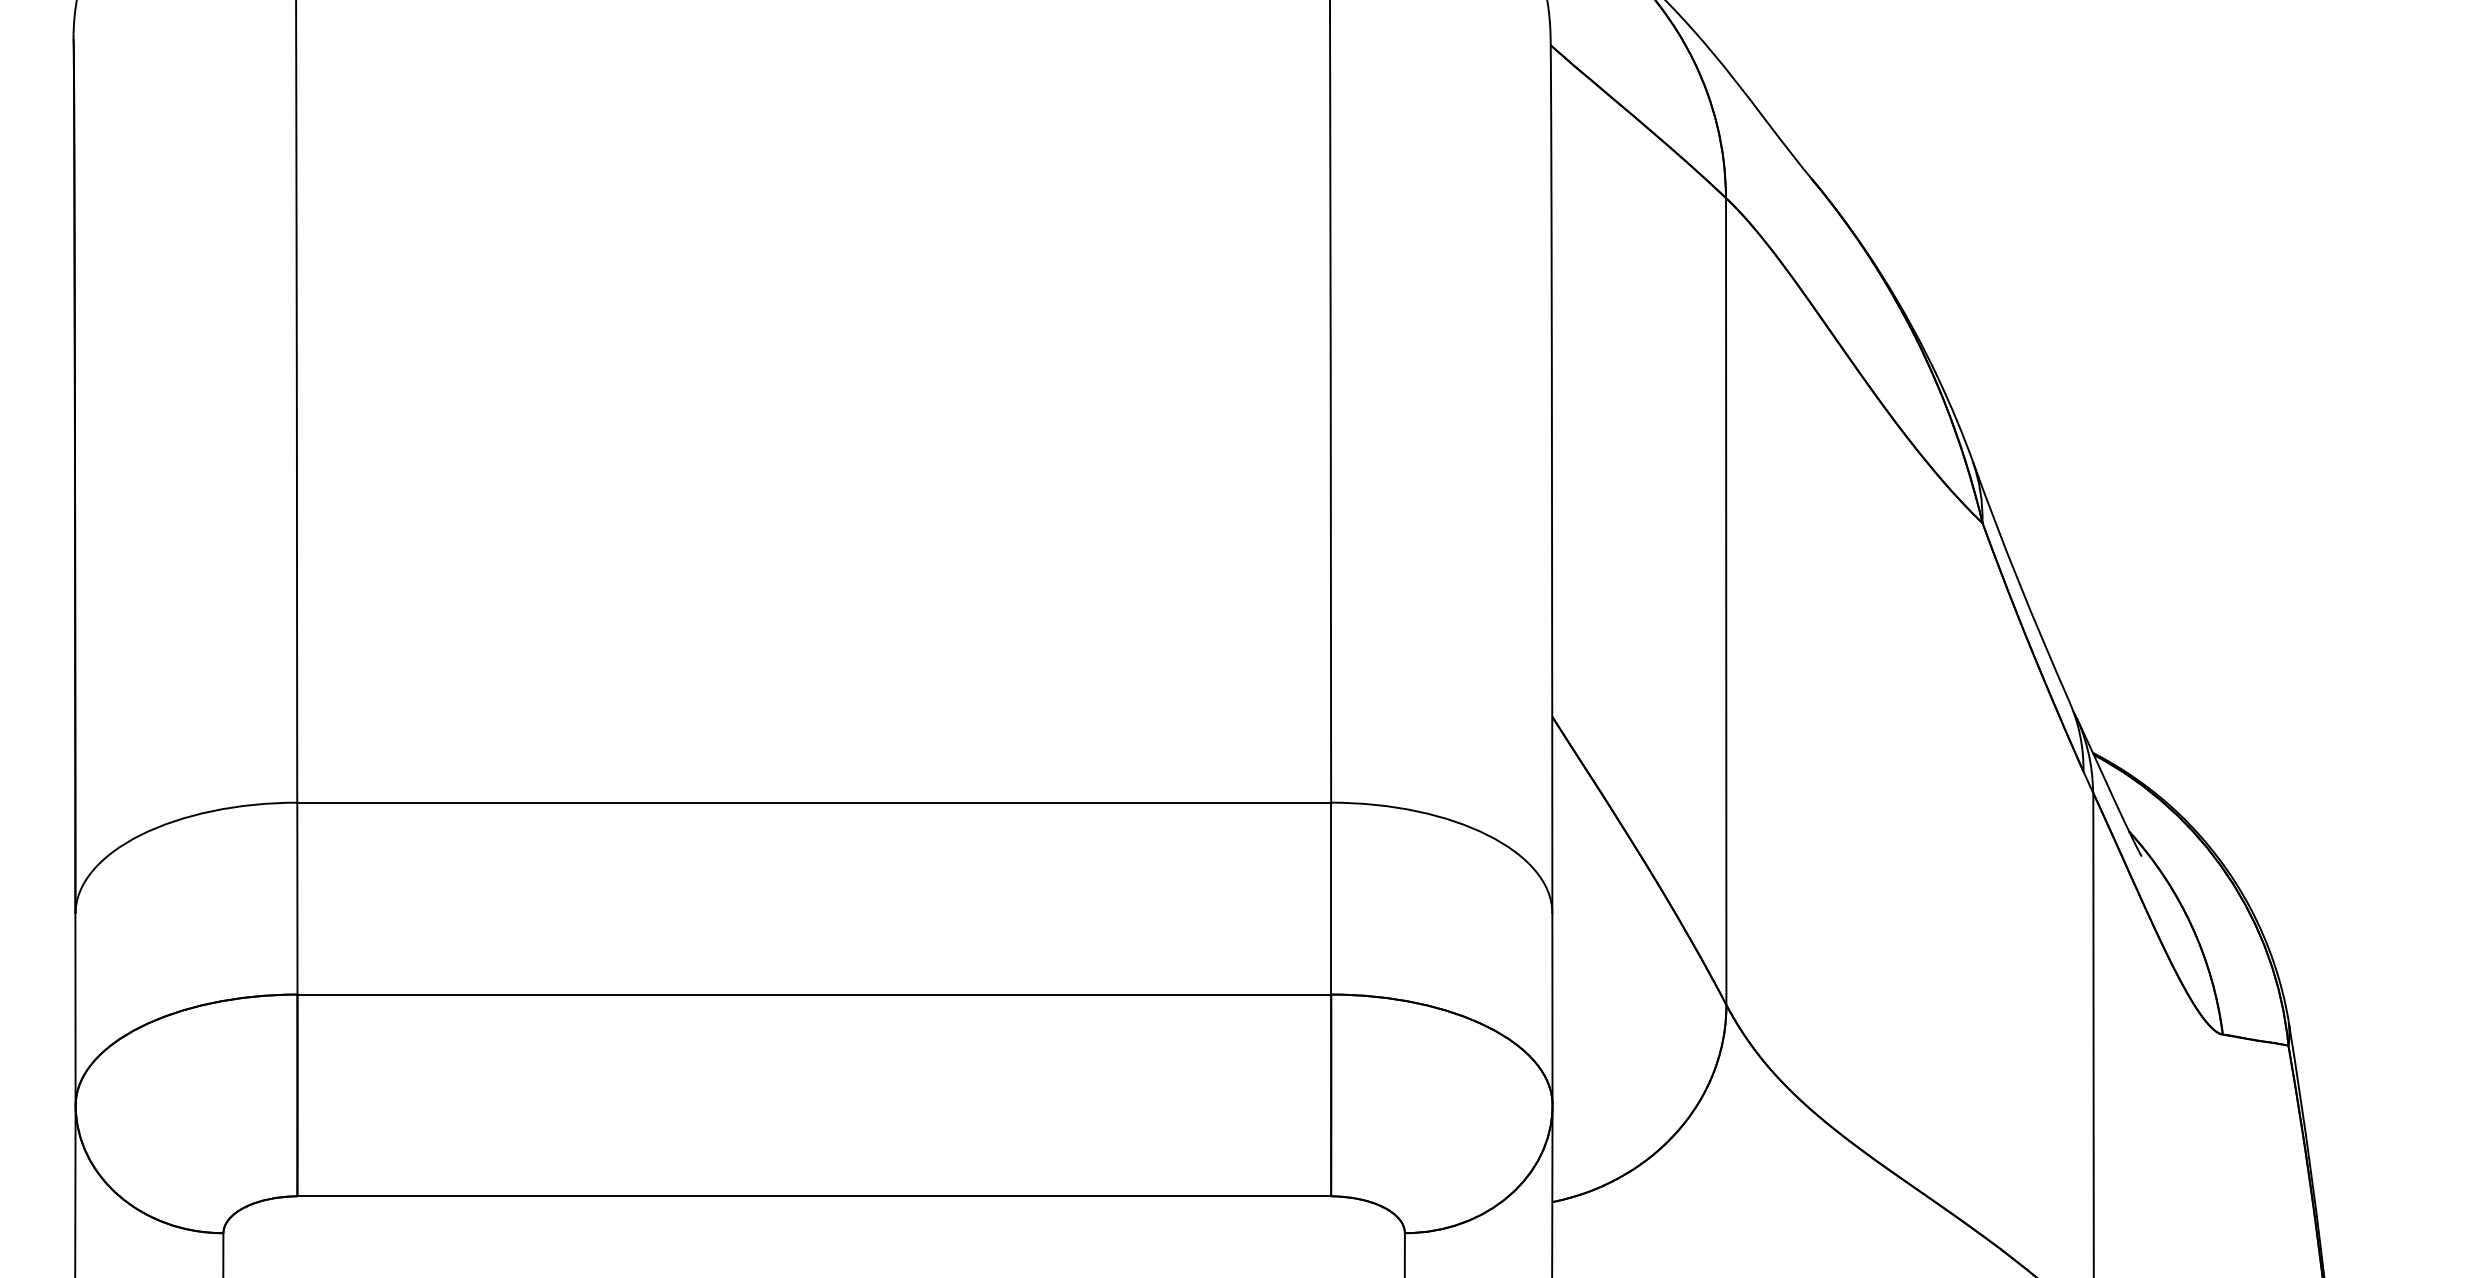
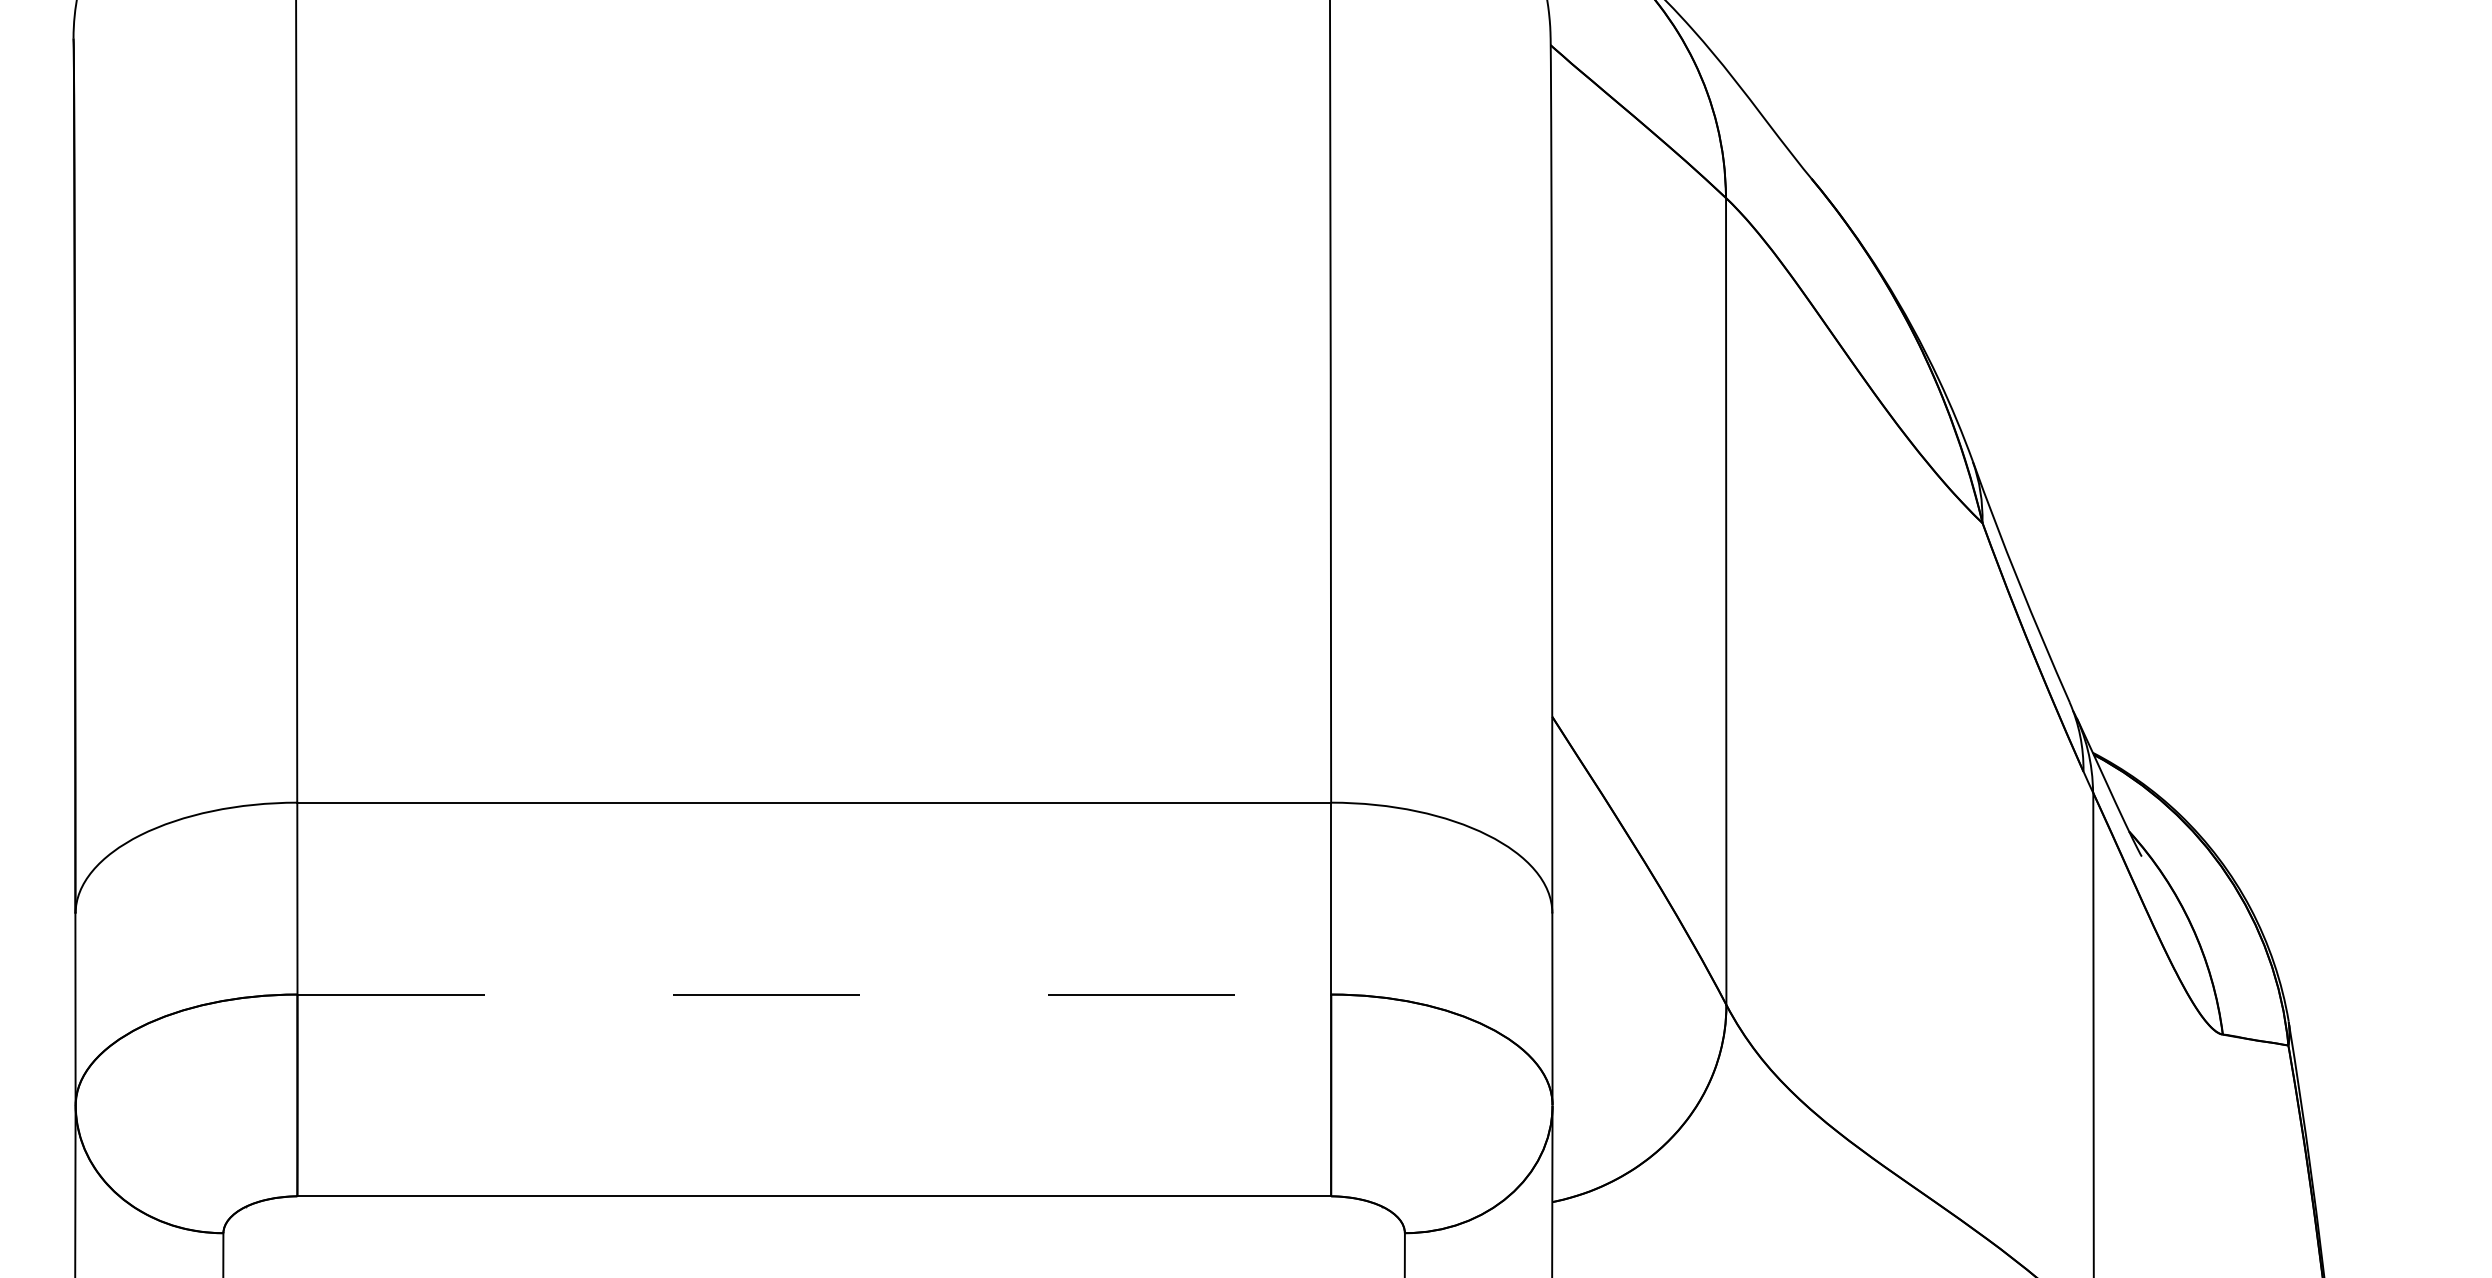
line: solid -> dashed (814, 994)
